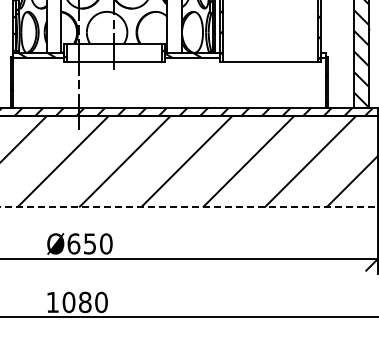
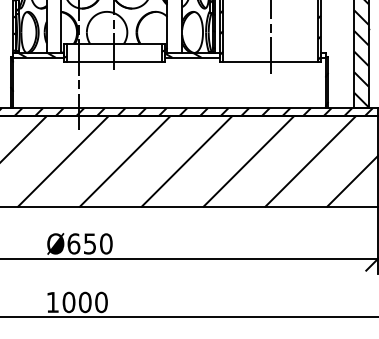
line: none -> present (270, 37)
line: dashed -> solid (189, 207)
text: 1080 -> 1000 (84, 302)
